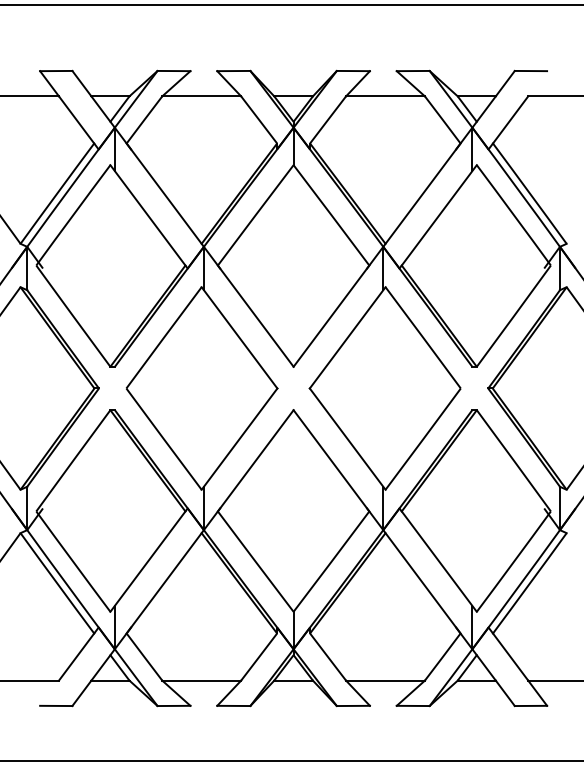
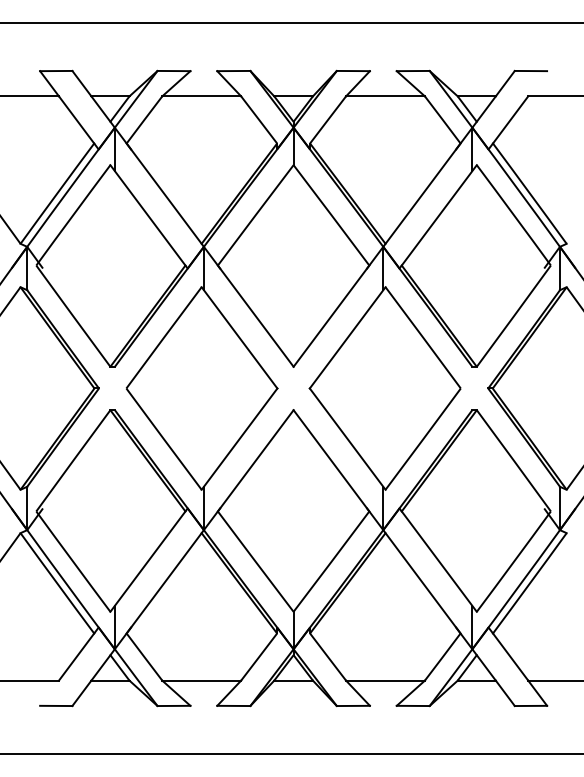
line position: (291, 5) -> (291, 23) (291, 23)
line position: (291, 760) -> (291, 753) (291, 753)
